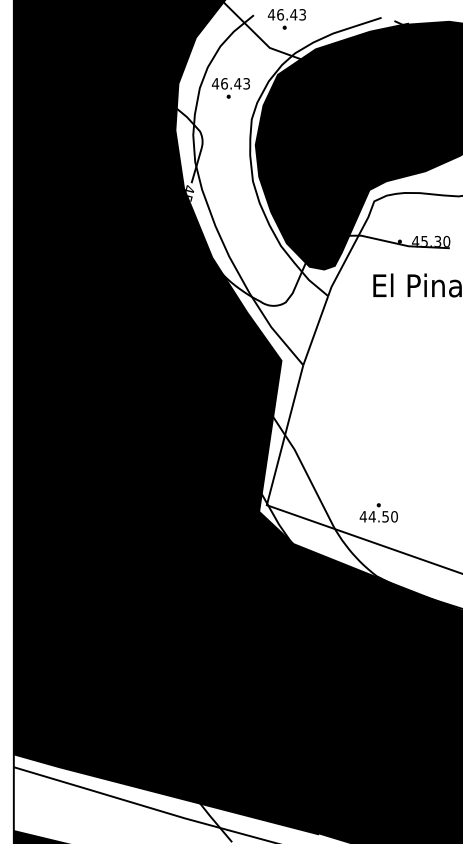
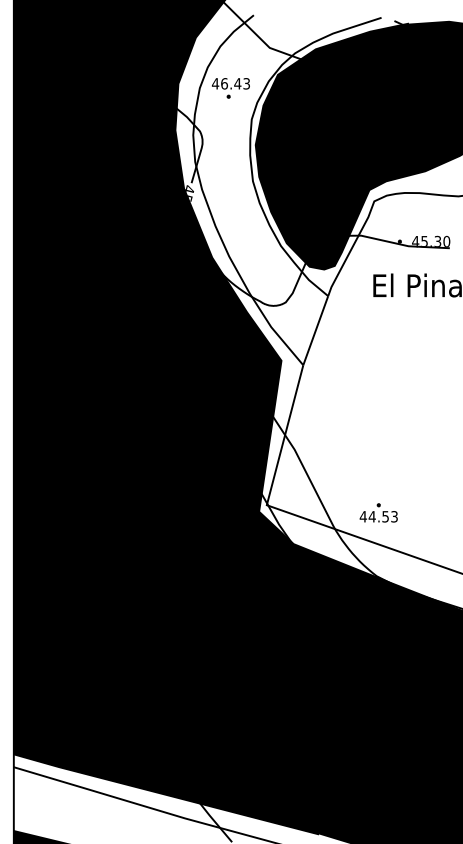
part: present -> none (286, 19)
text: 44.50 -> 44.53 (394, 516)
